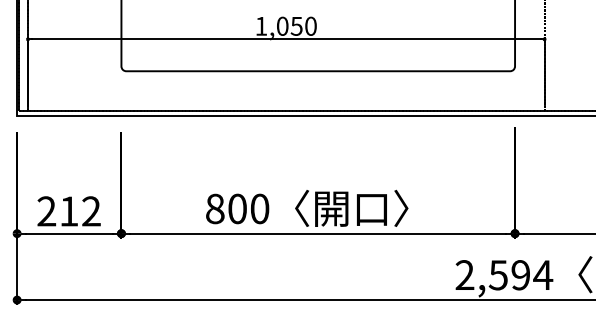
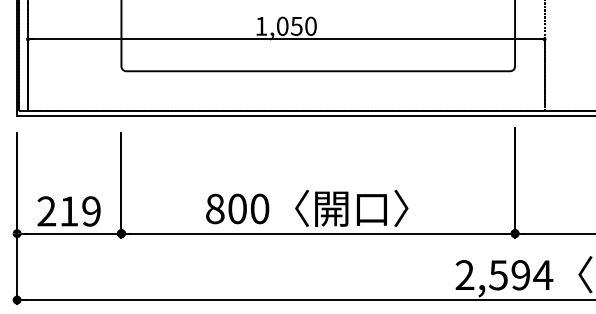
text: 212 -> 219 (91, 211)
